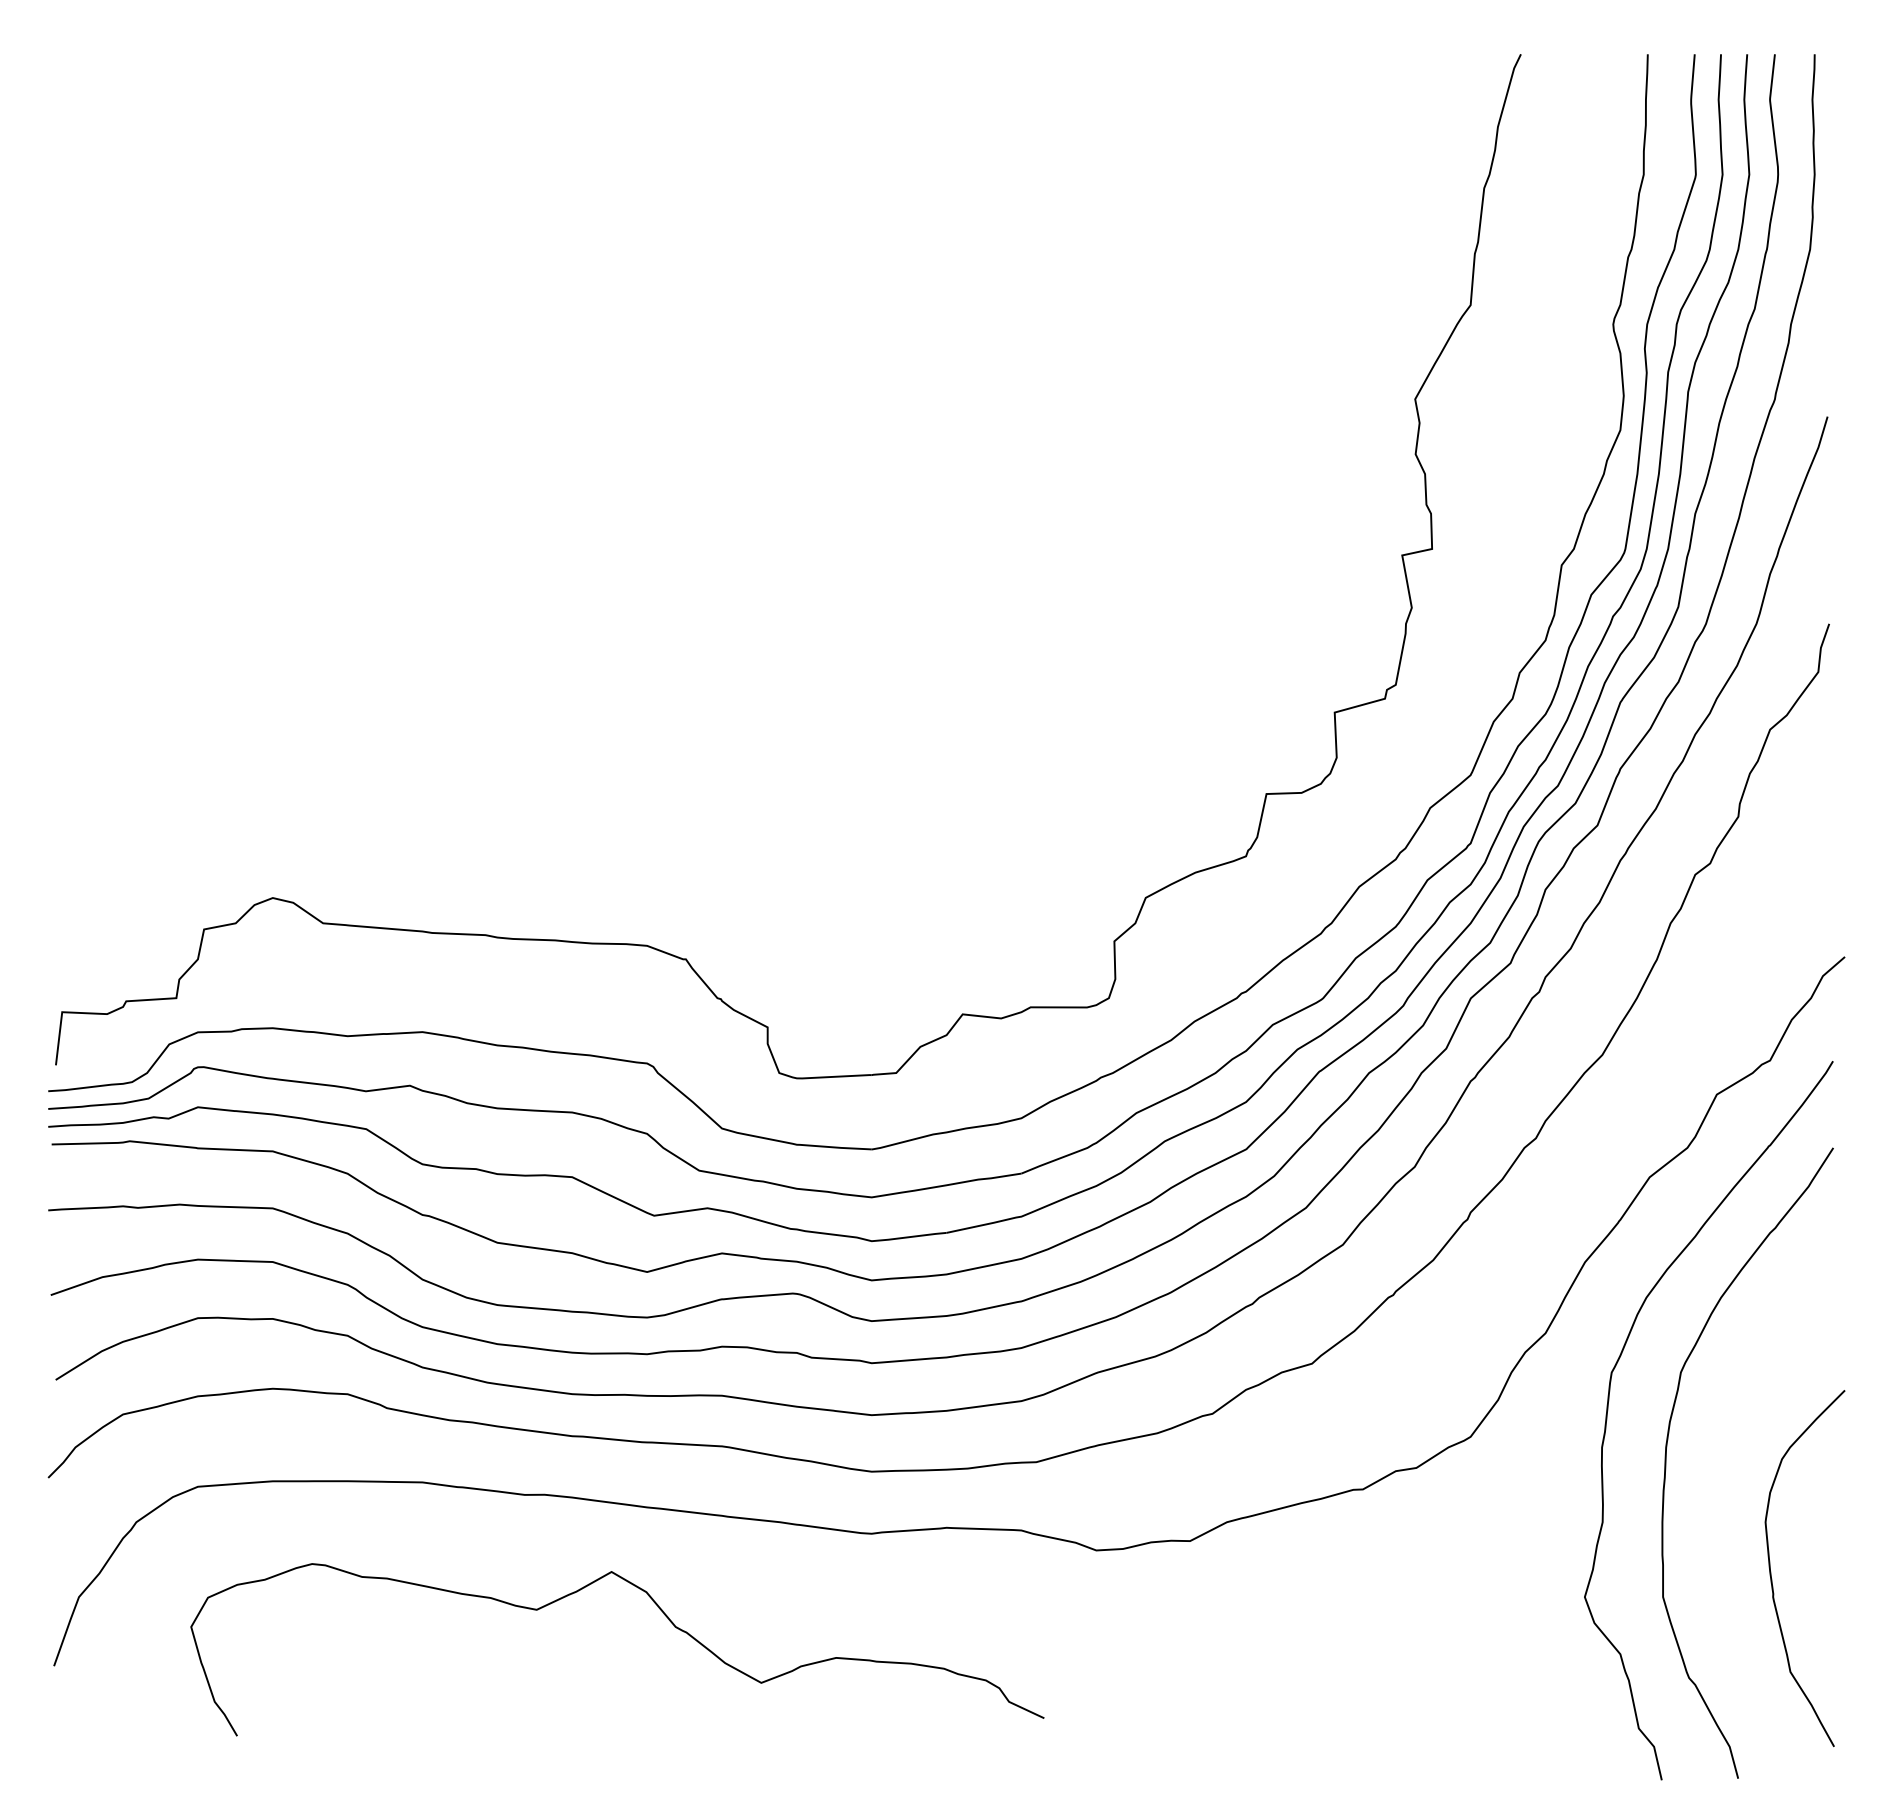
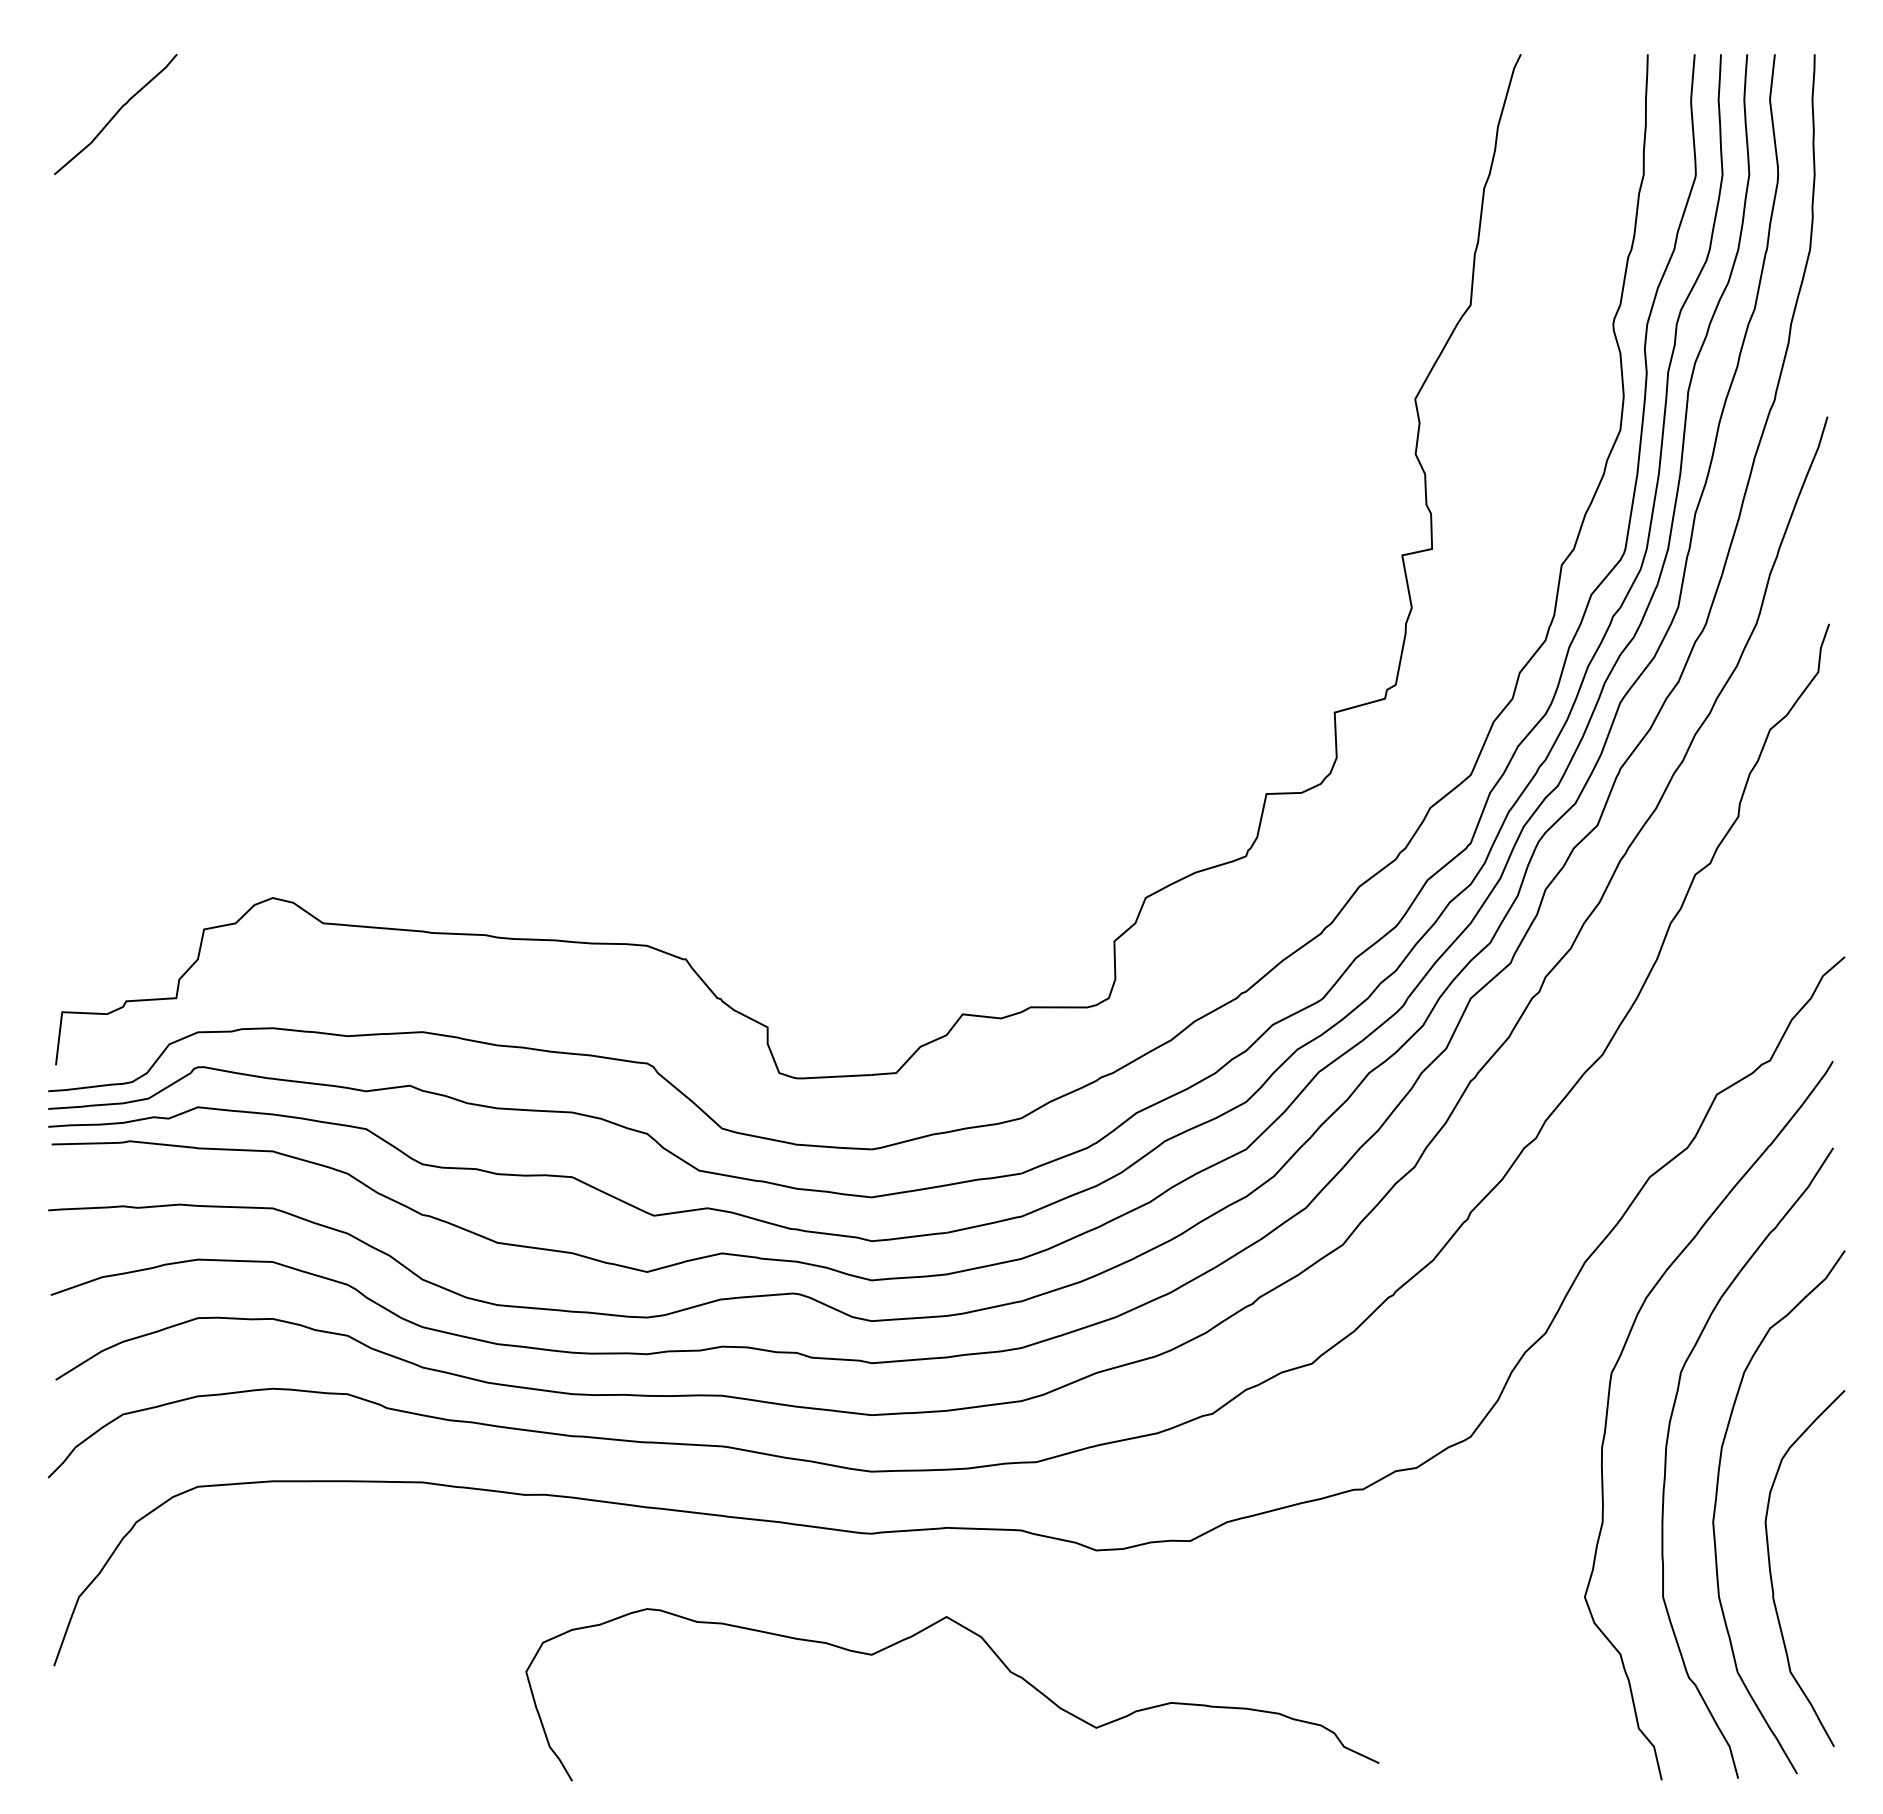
curve: none -> present (115, 113)
curve: none -> present (1716, 1505)
curve position: (663, 1614) -> (998, 1659) (998, 1659)
